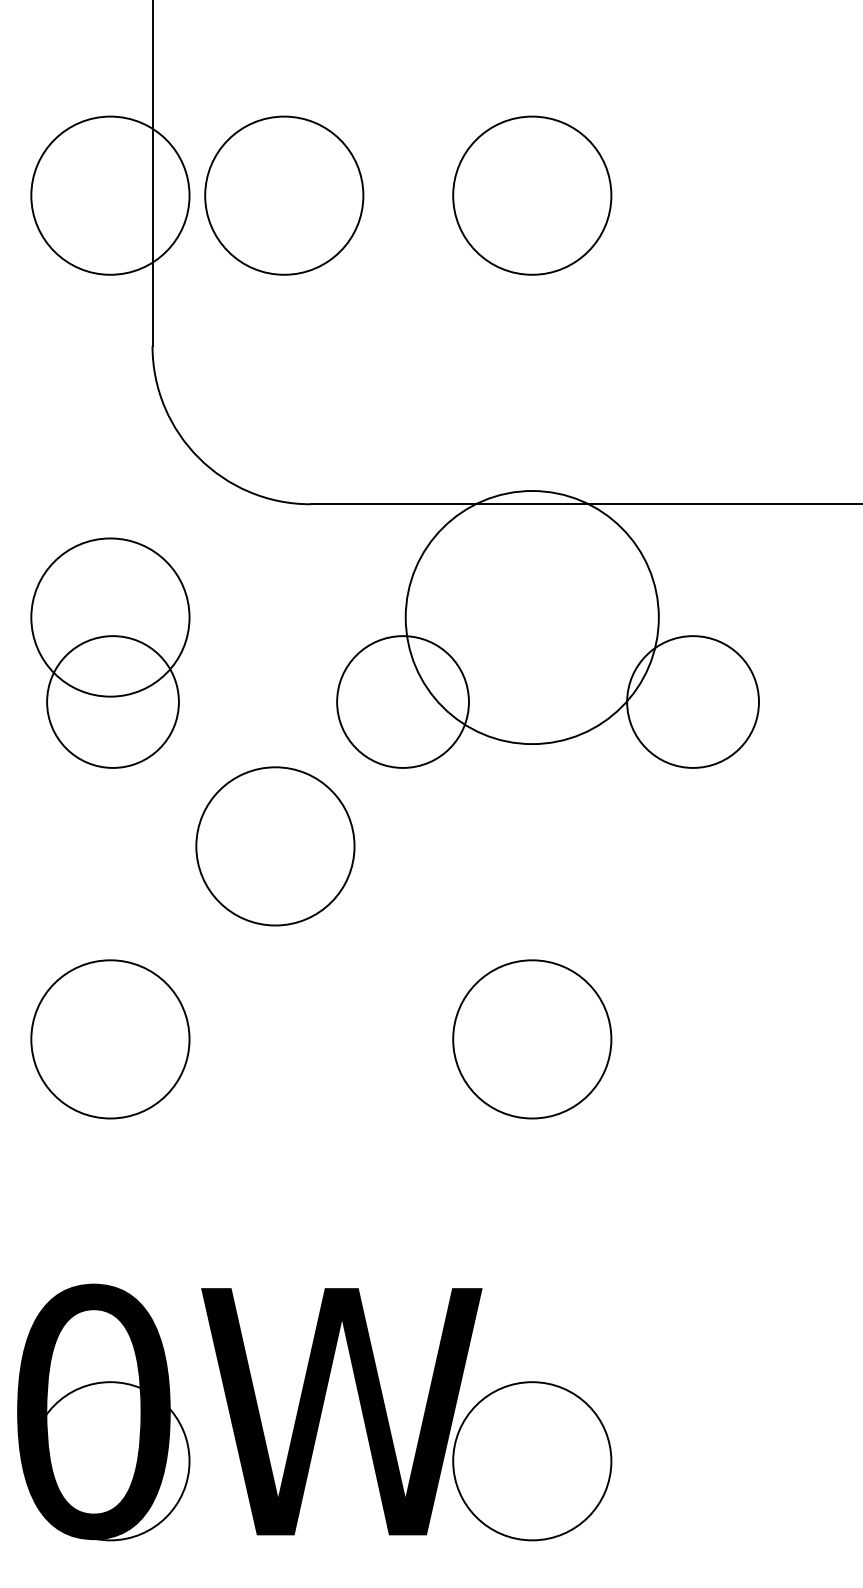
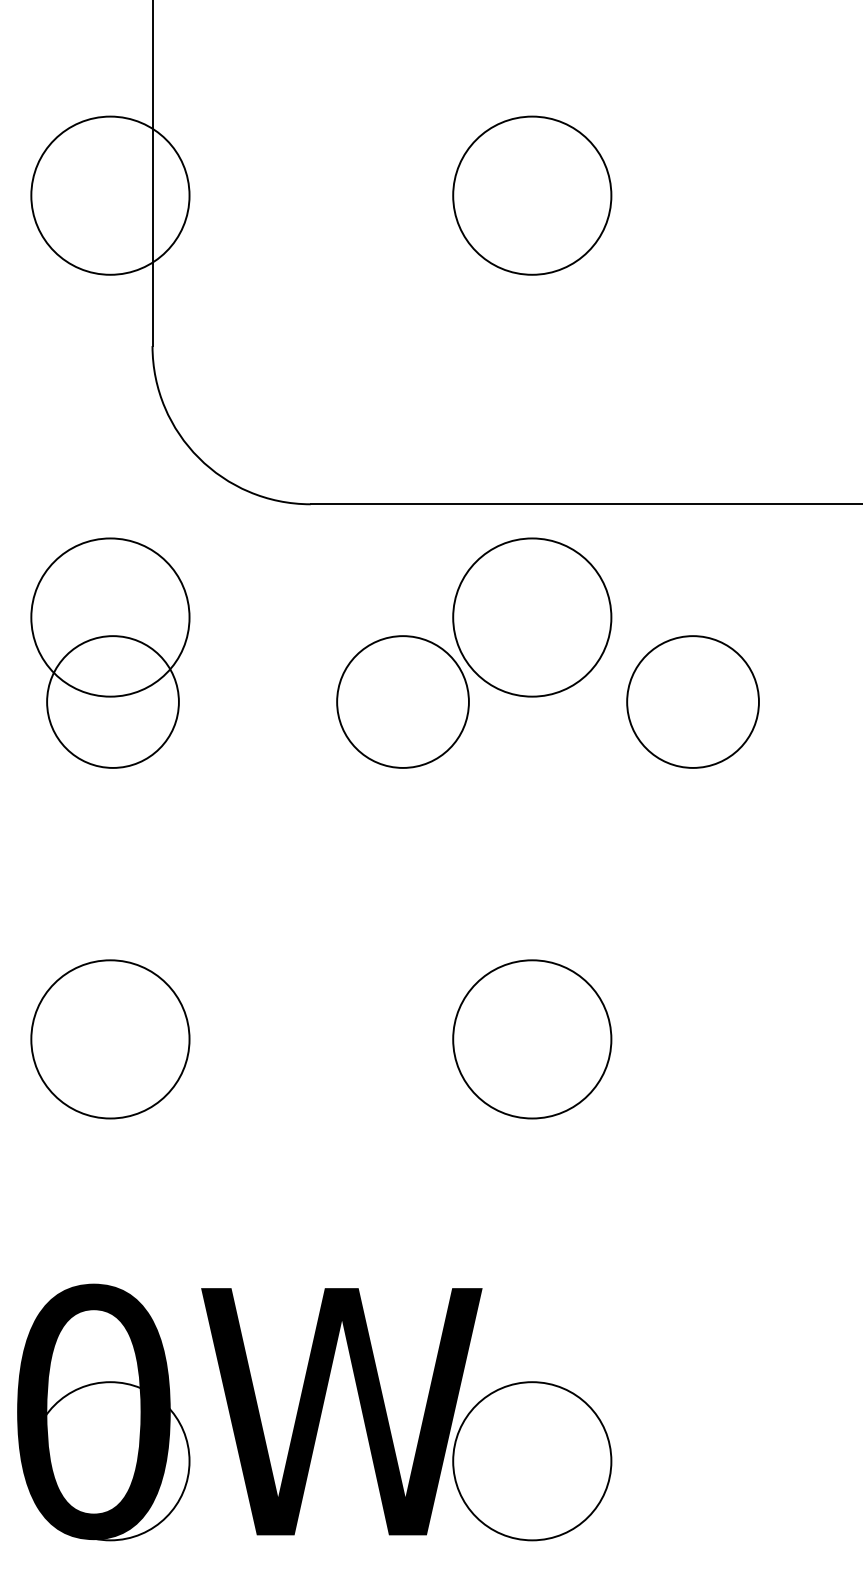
circle: present -> none (284, 195)
circle diameter: 253 px -> 158 px (532, 617)
circle: present -> none (275, 846)
